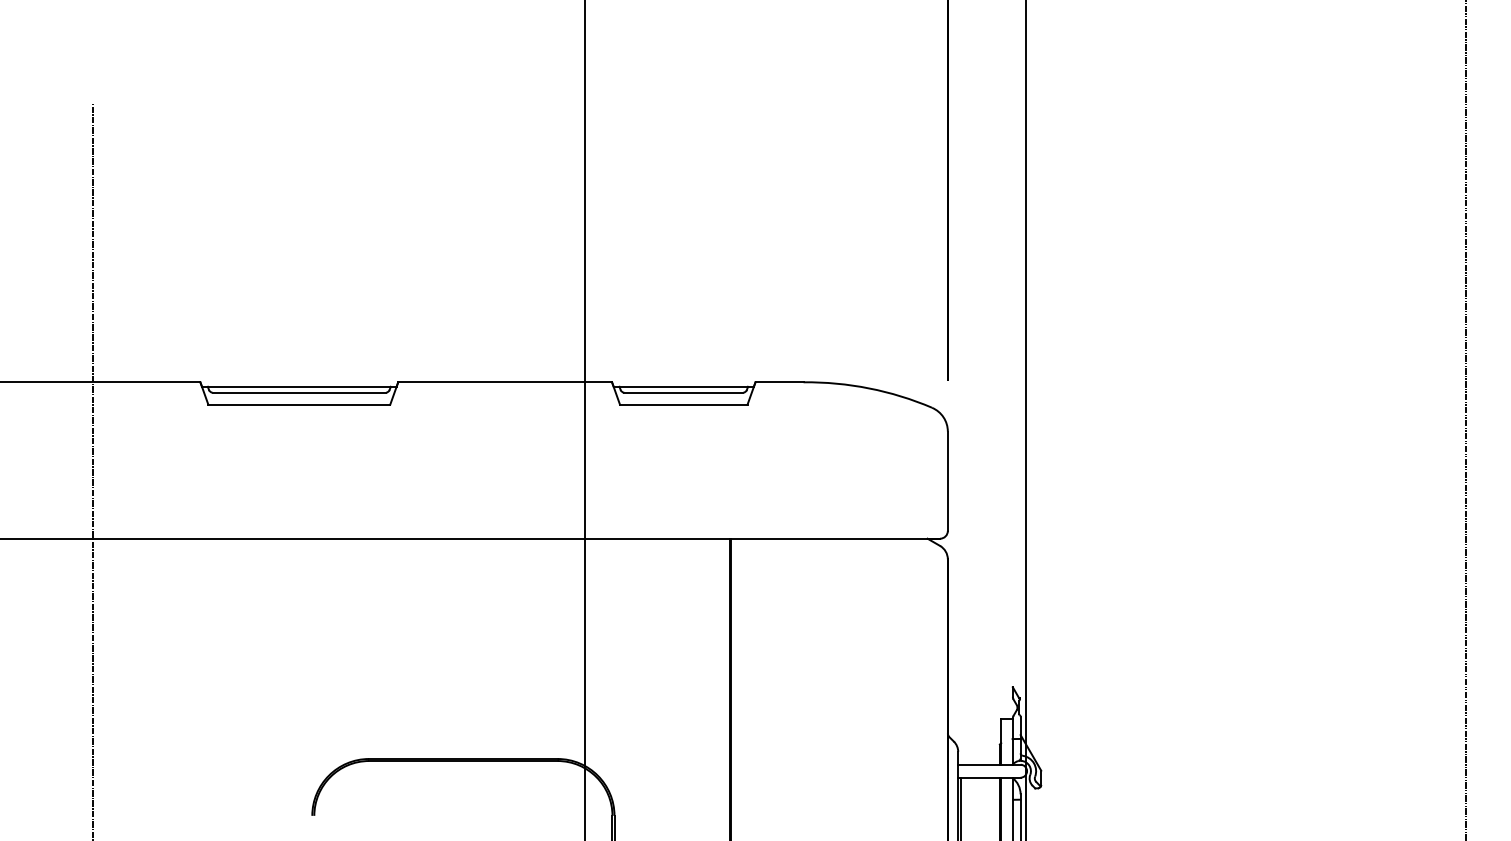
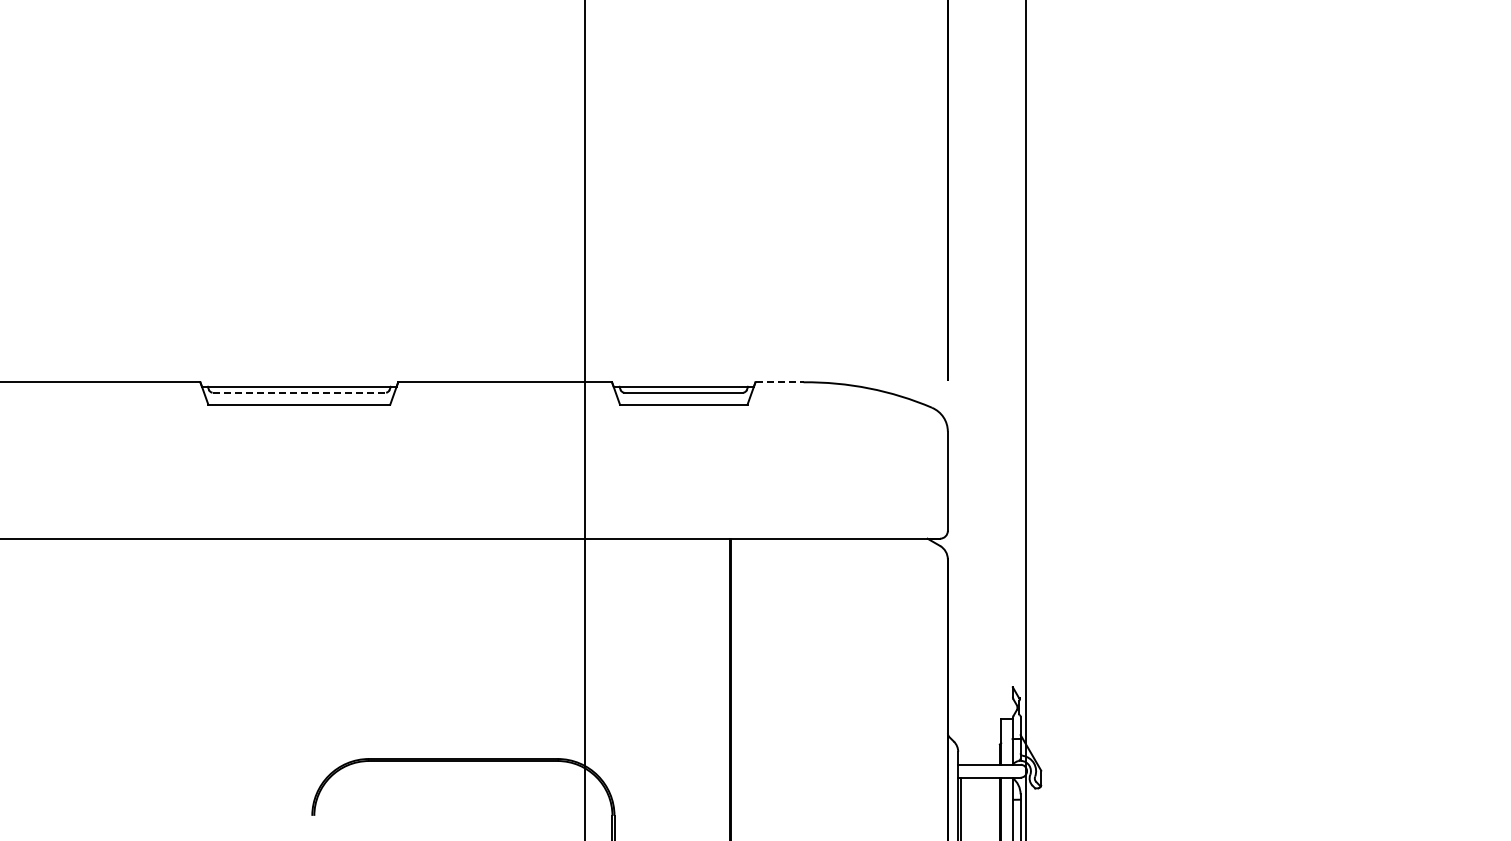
line: solid -> dashed (780, 382)
line: solid -> dashed (299, 392)
line: present -> none (1465, 419)
line: present -> none (93, 469)
